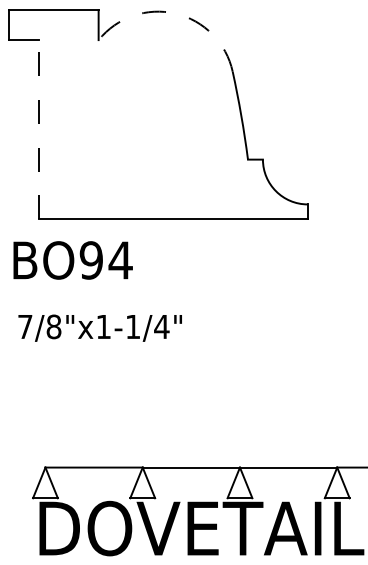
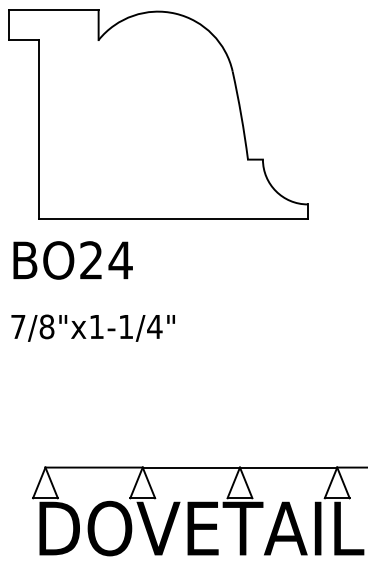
arc: dashed -> solid (175, 13)
line: dashed -> solid (38, 129)
text: BO94 -> BO24 (90, 260)
text position: (99, 327) -> (92, 327) (92, 327)
